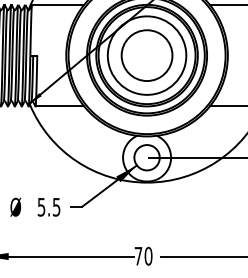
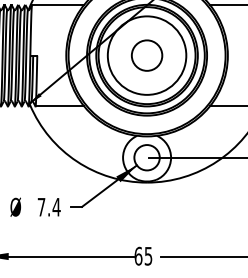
circle diameter: 51 px -> 30 px (146, 55)
text: 5.5 -> 7.4 (48, 207)
text: 70 -> 65 (143, 255)
